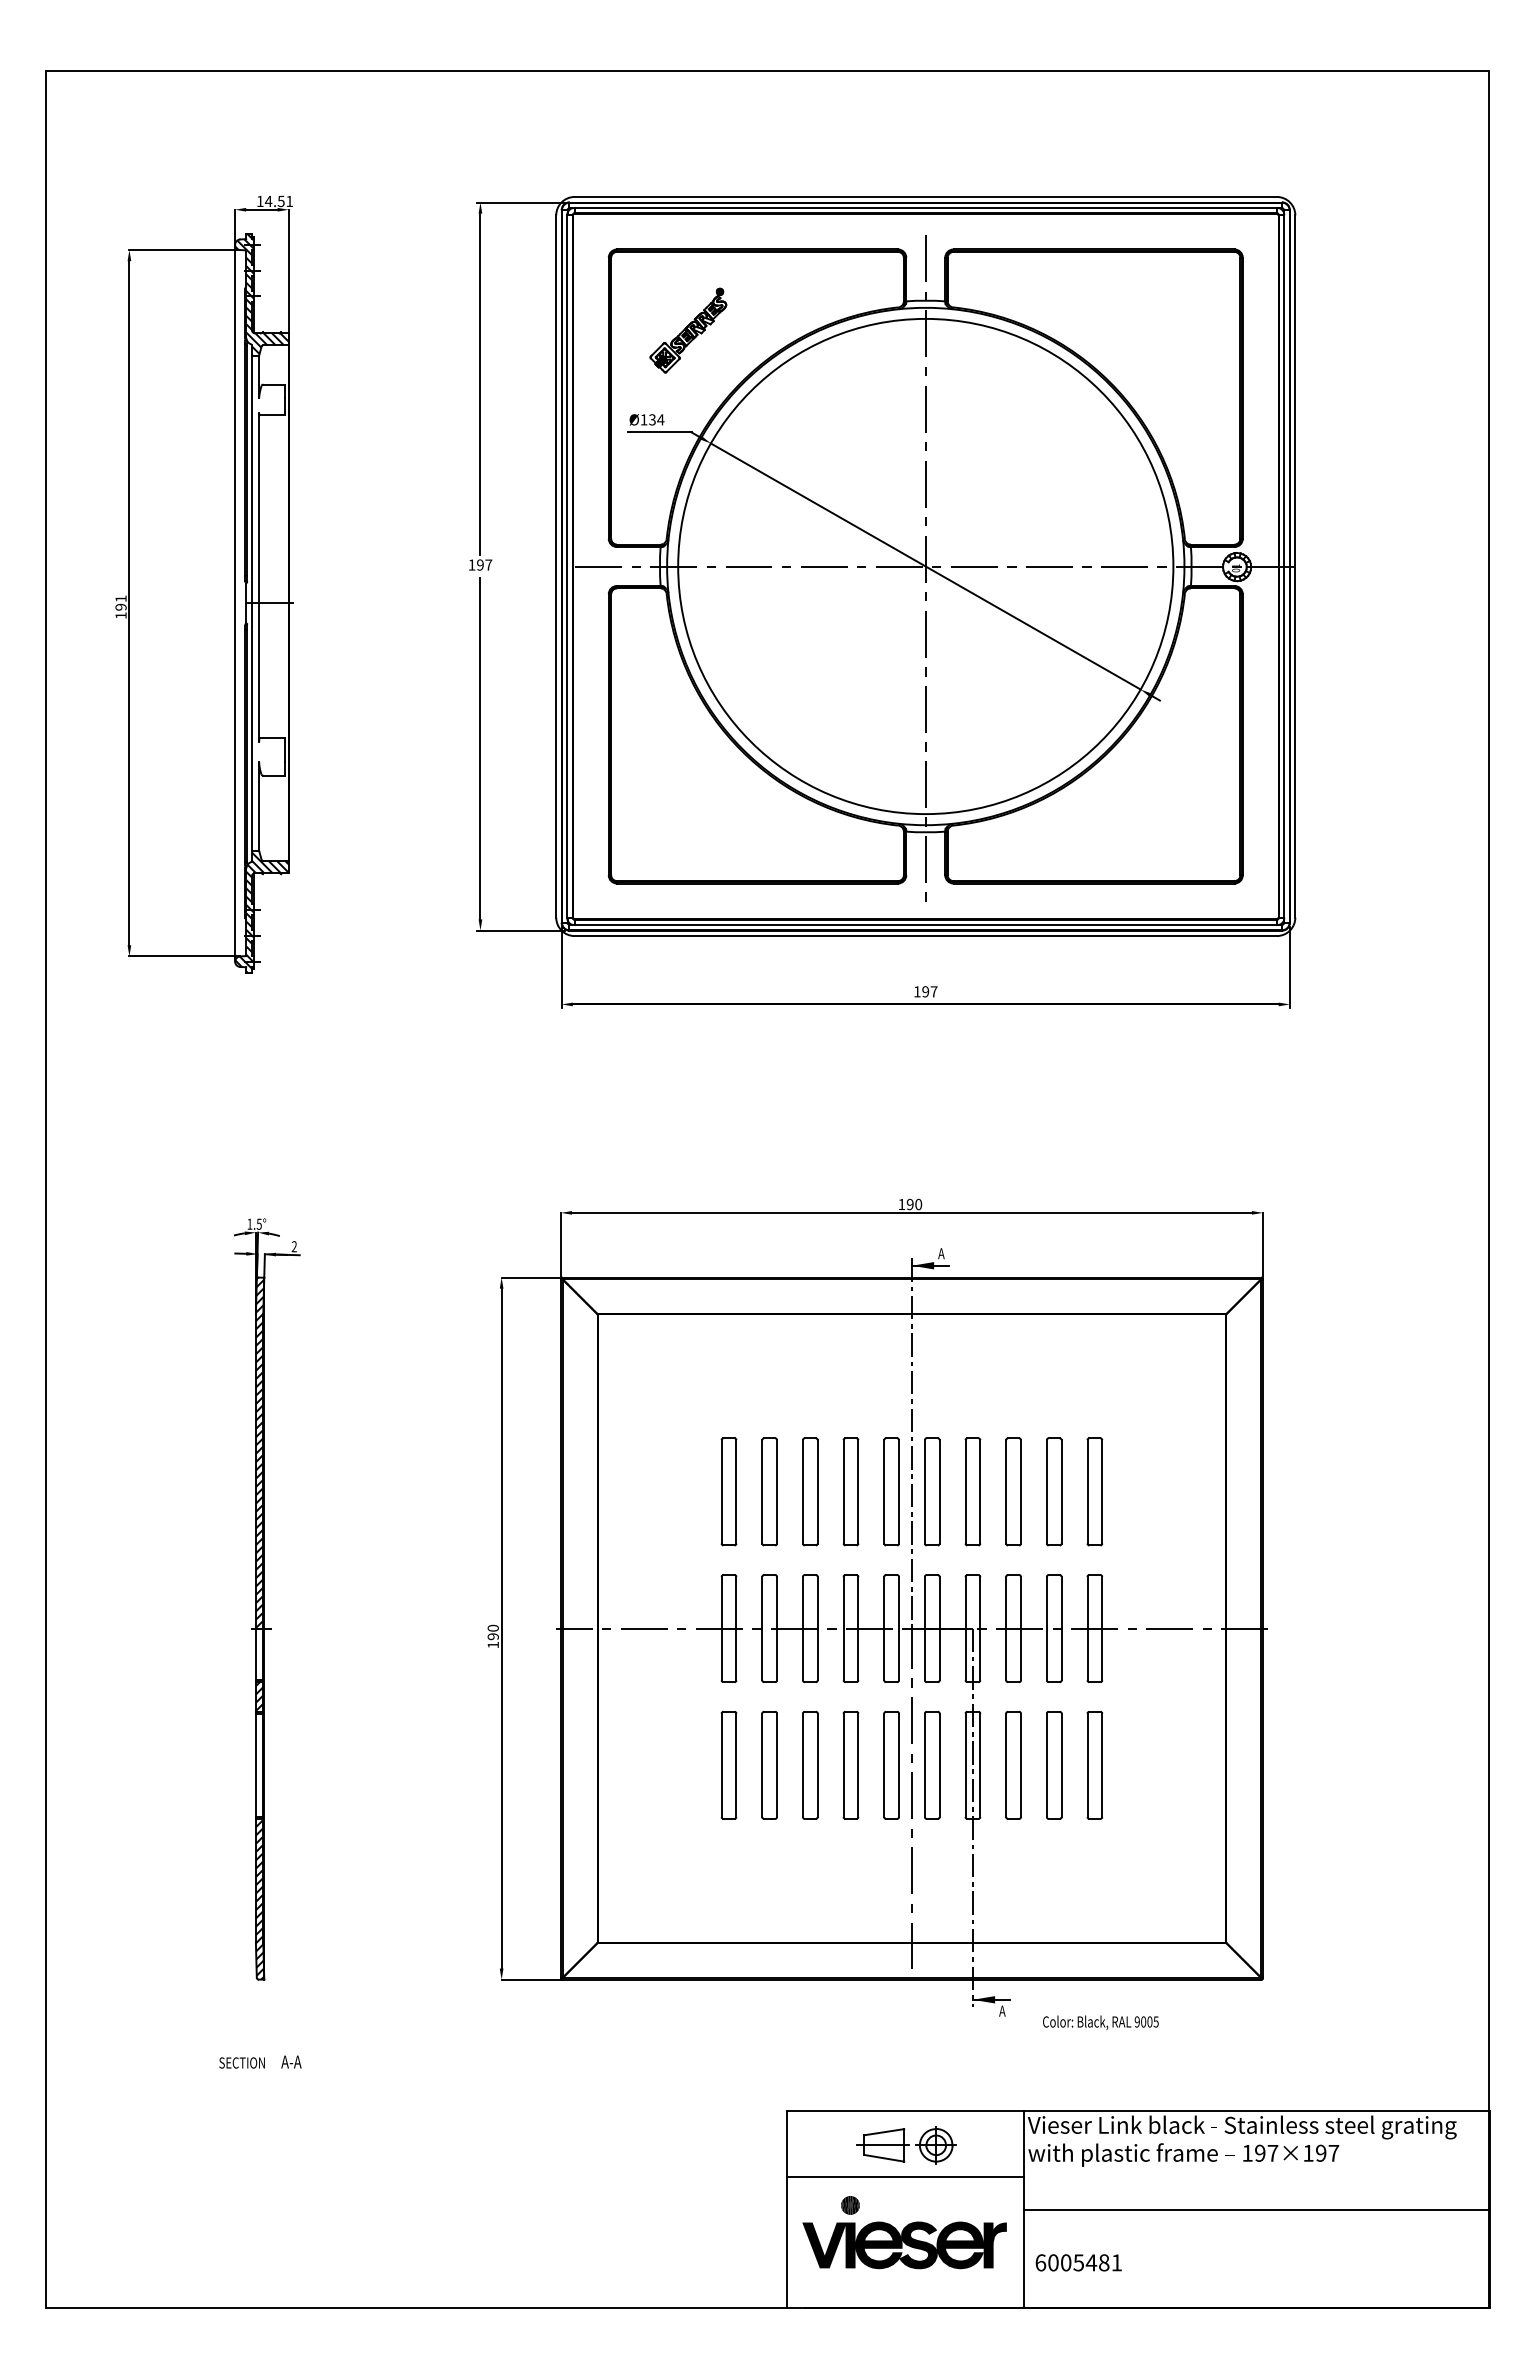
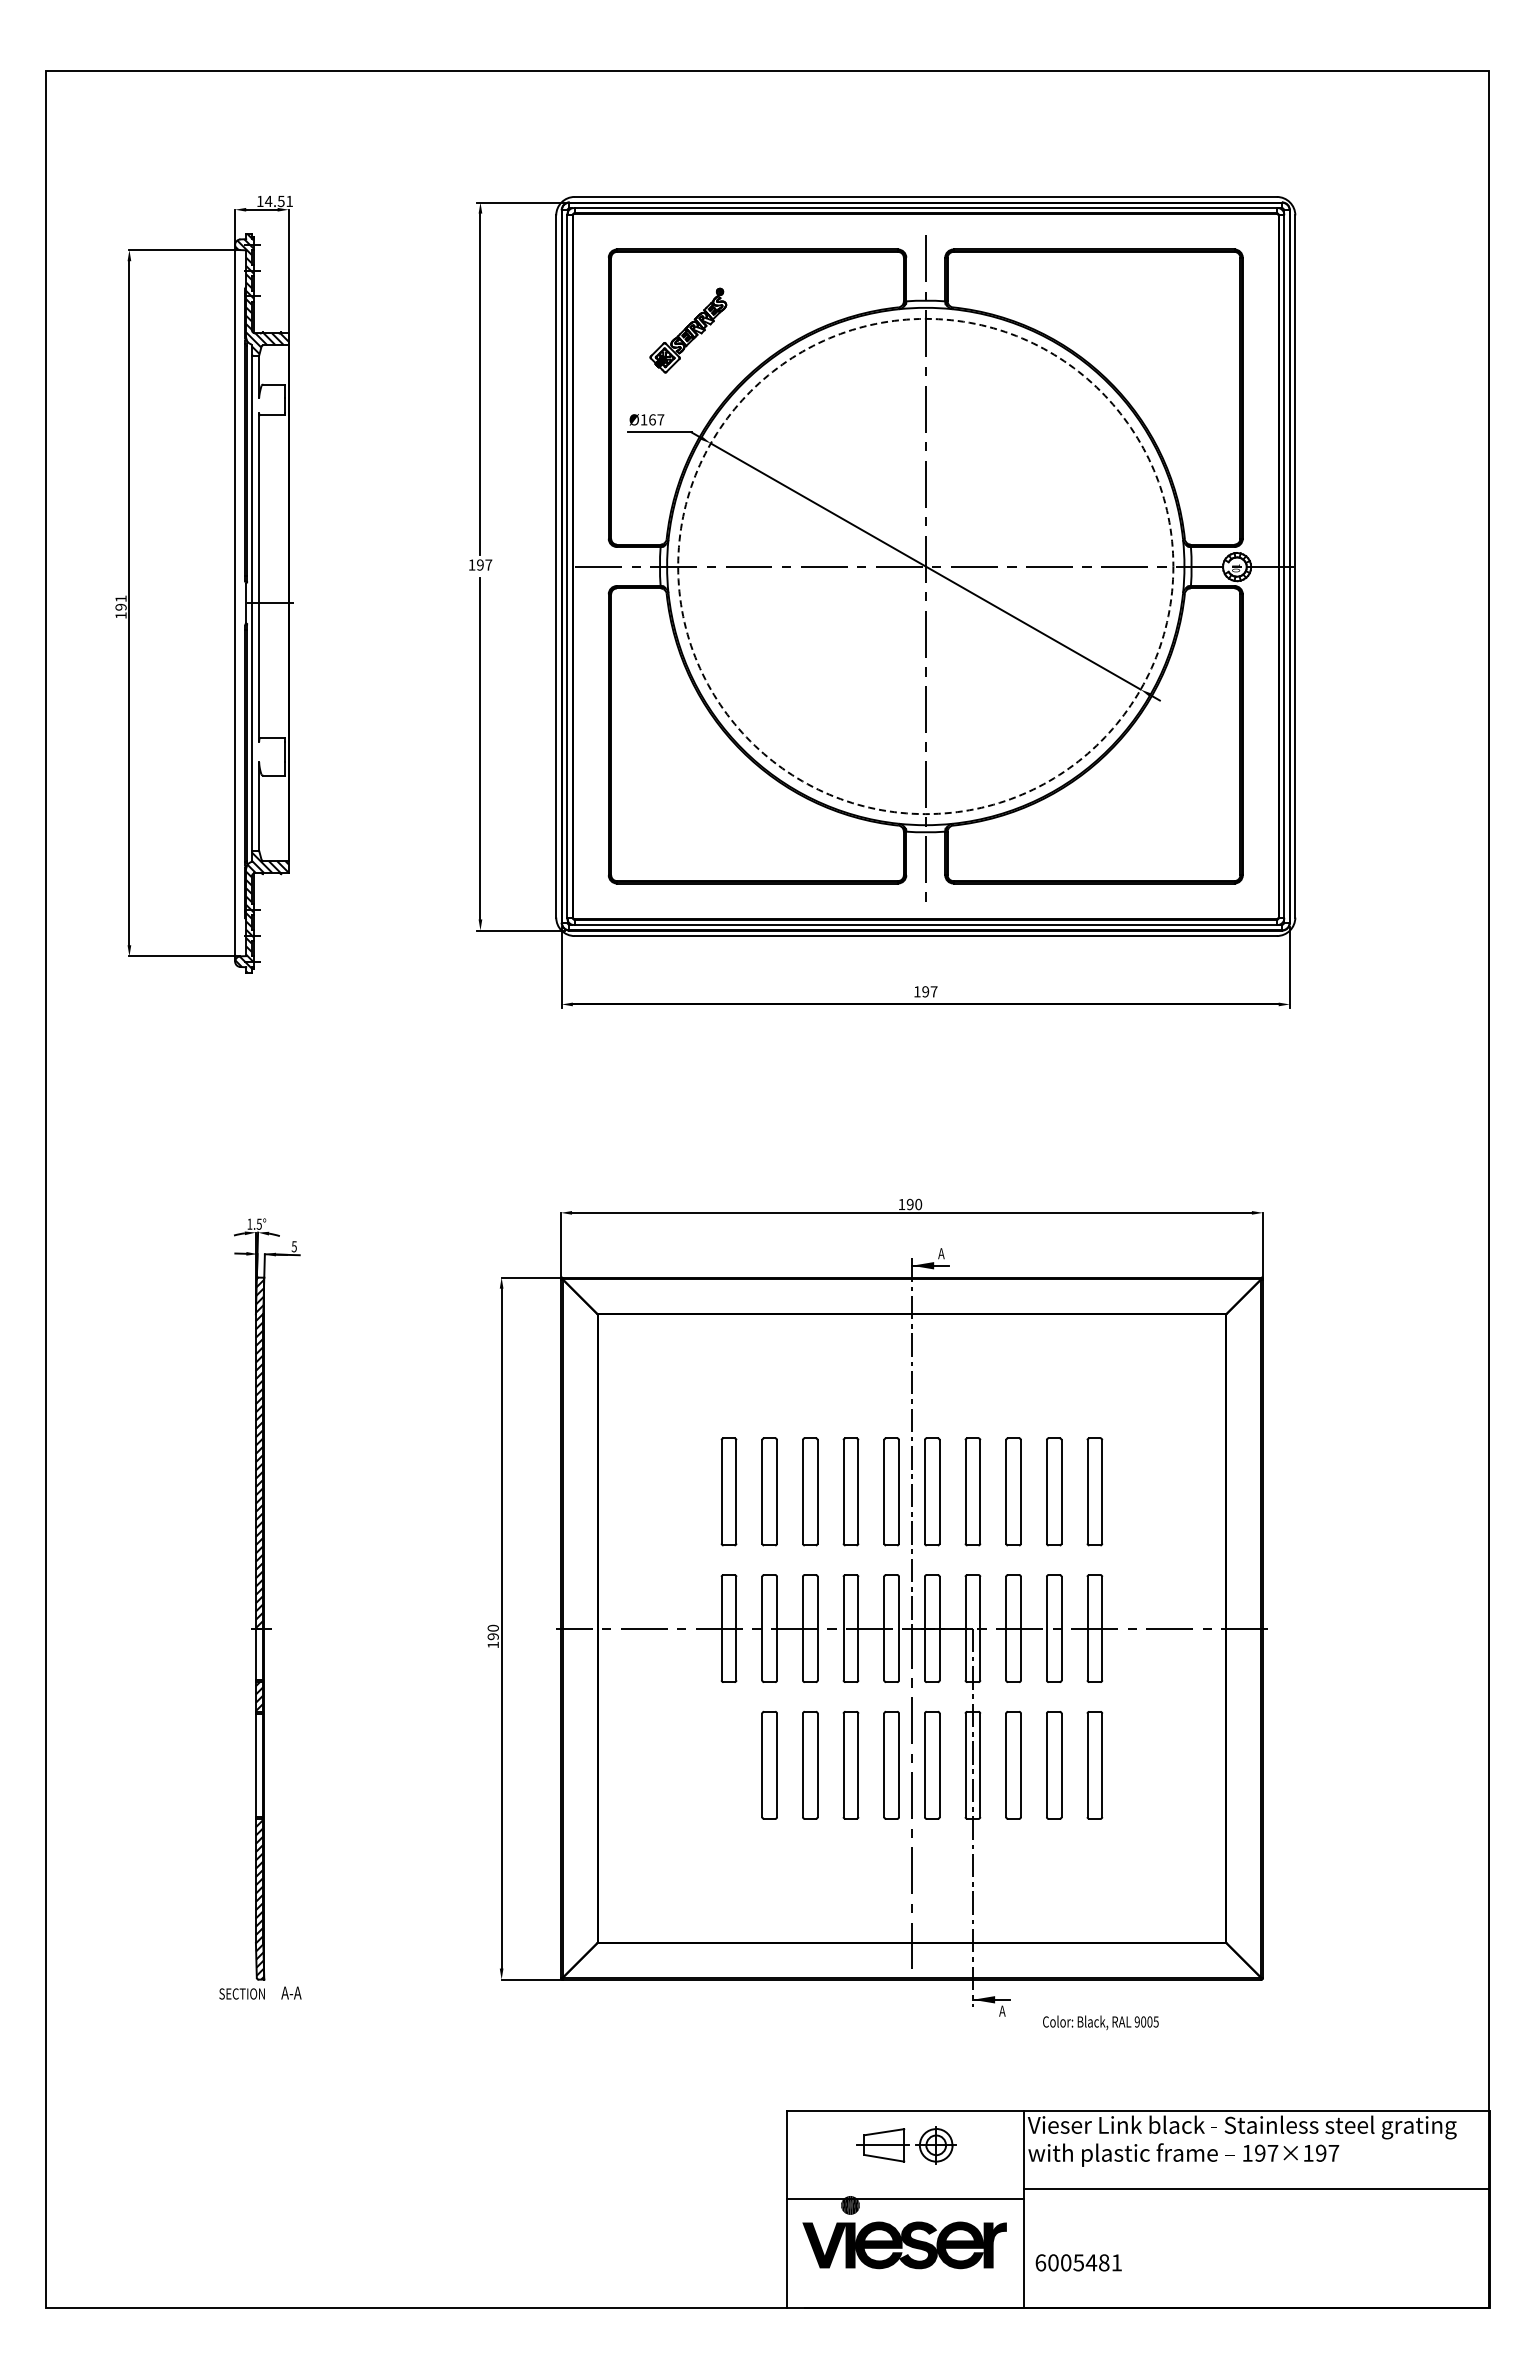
text: Ø134 -> Ø167 (656, 419)
circle: solid -> dashed (925, 566)
text: 2 -> 5 (293, 1246)
part: present -> none (728, 1765)
text position: (260, 2061) -> (260, 1992) (260, 1992)
line position: (905, 2177) -> (905, 2199) (905, 2199)
line position: (1256, 2209) -> (1256, 2188) (1256, 2188)
